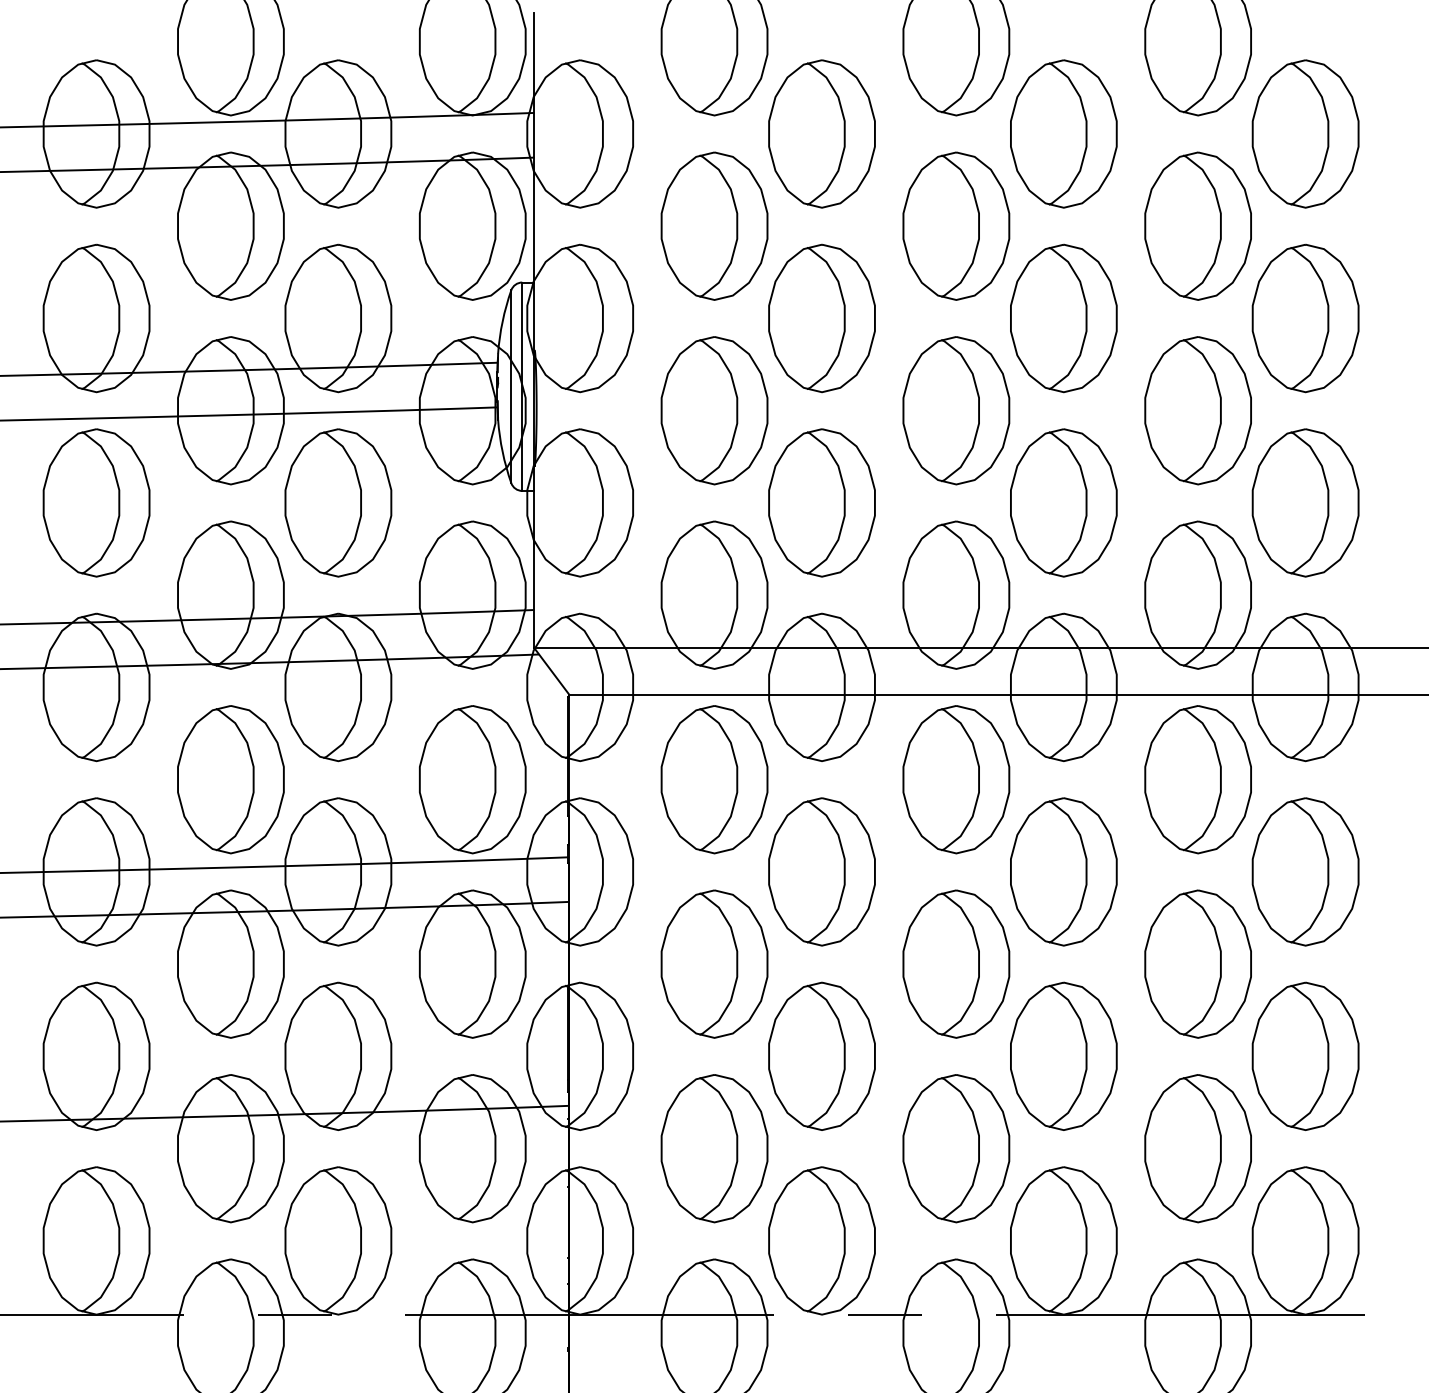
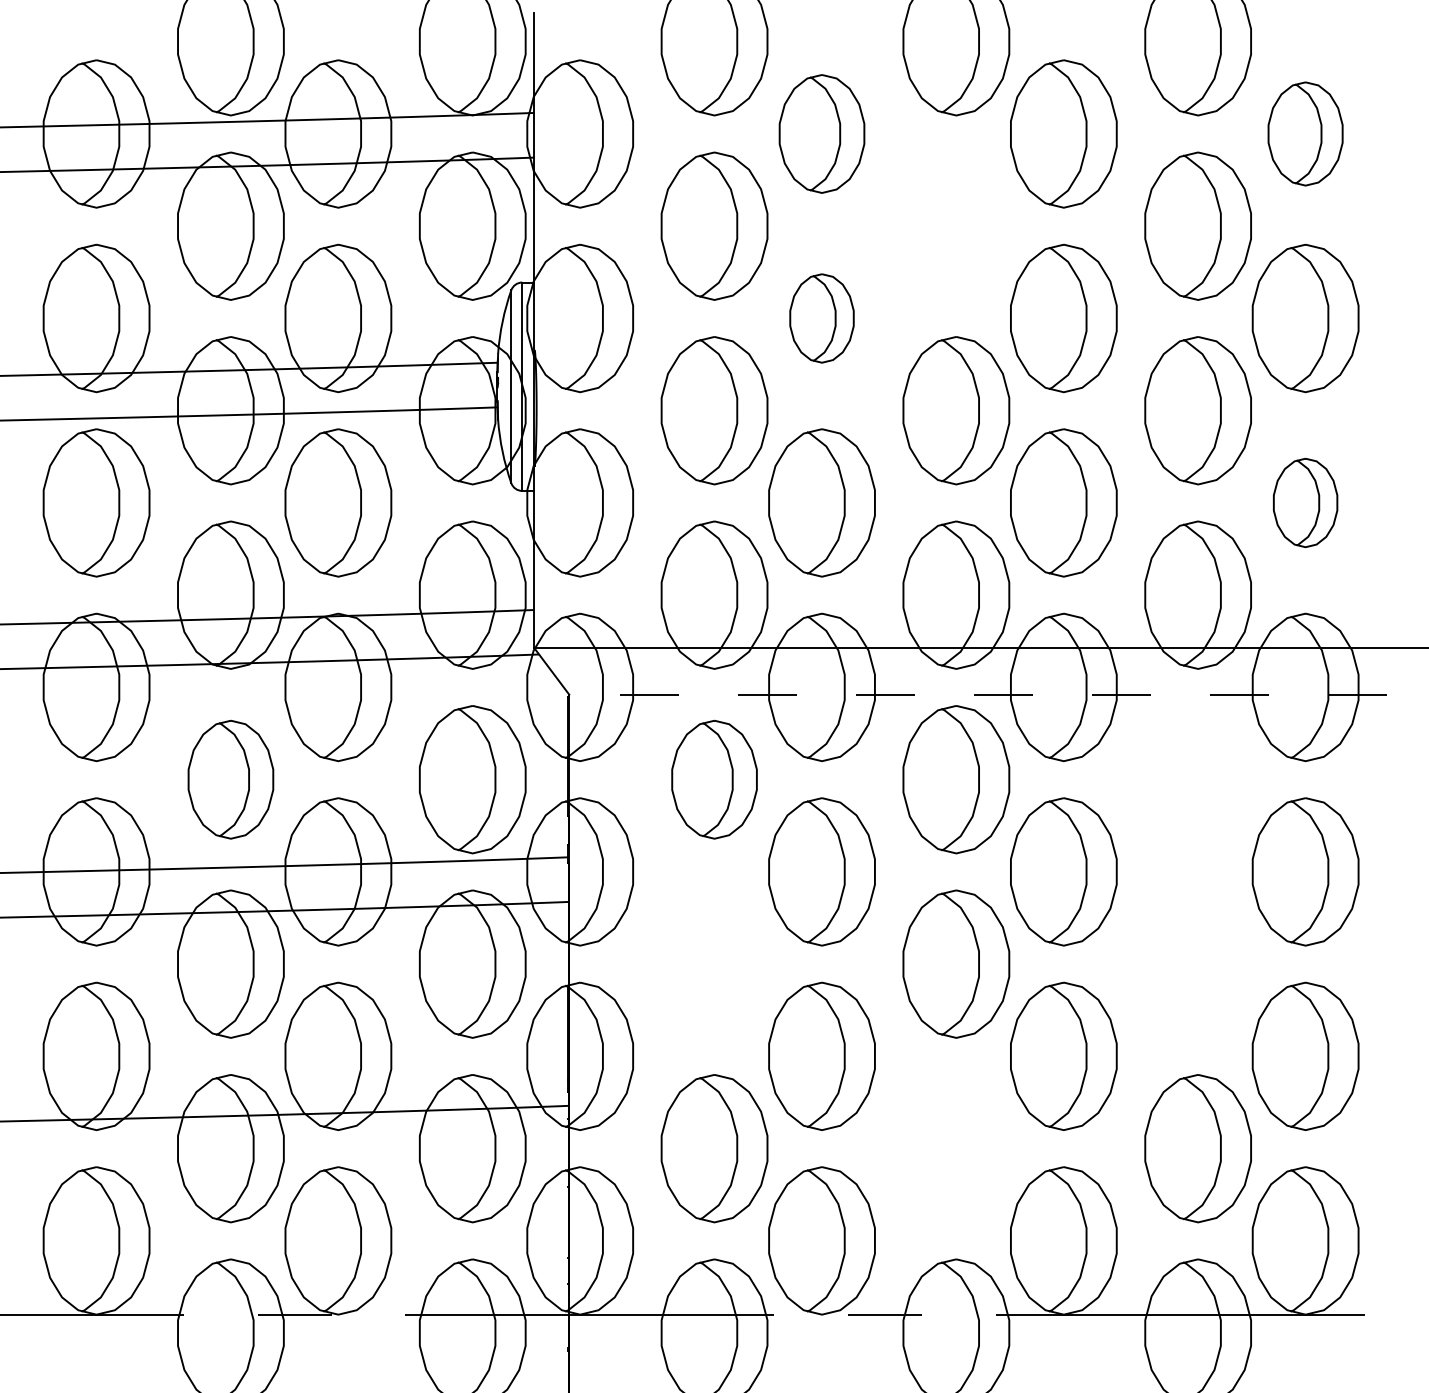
part size: 108x150 px -> 88x120 px (821, 133)
part size: 109x150 px -> 77x106 px (1305, 133)
part: present -> none (956, 225)
part size: 108x151 px -> 66x91 px (821, 318)
part size: 109x150 px -> 66x92 px (1305, 502)
line: solid -> dashed (998, 694)
part size: 108x150 px -> 88x120 px (230, 779)
part size: 109x150 px -> 87x121 px (714, 779)
part: present -> none (1197, 779)
part: present -> none (714, 963)
part: present -> none (1197, 963)
part: present -> none (956, 1148)
